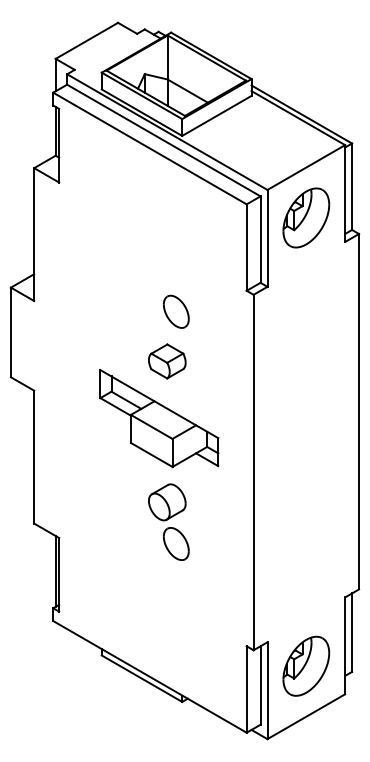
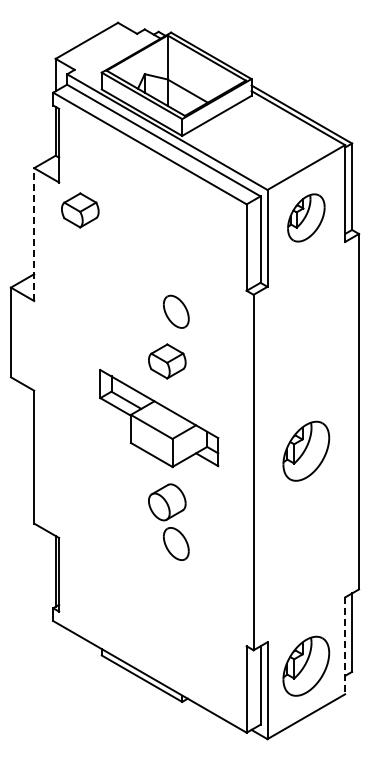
part: none -> present (80, 210)
part size: 49x62 px -> 39x50 px (306, 217)
line: solid -> dashed (34, 234)
part: none -> present (306, 450)
line: solid -> dashed (345, 646)
